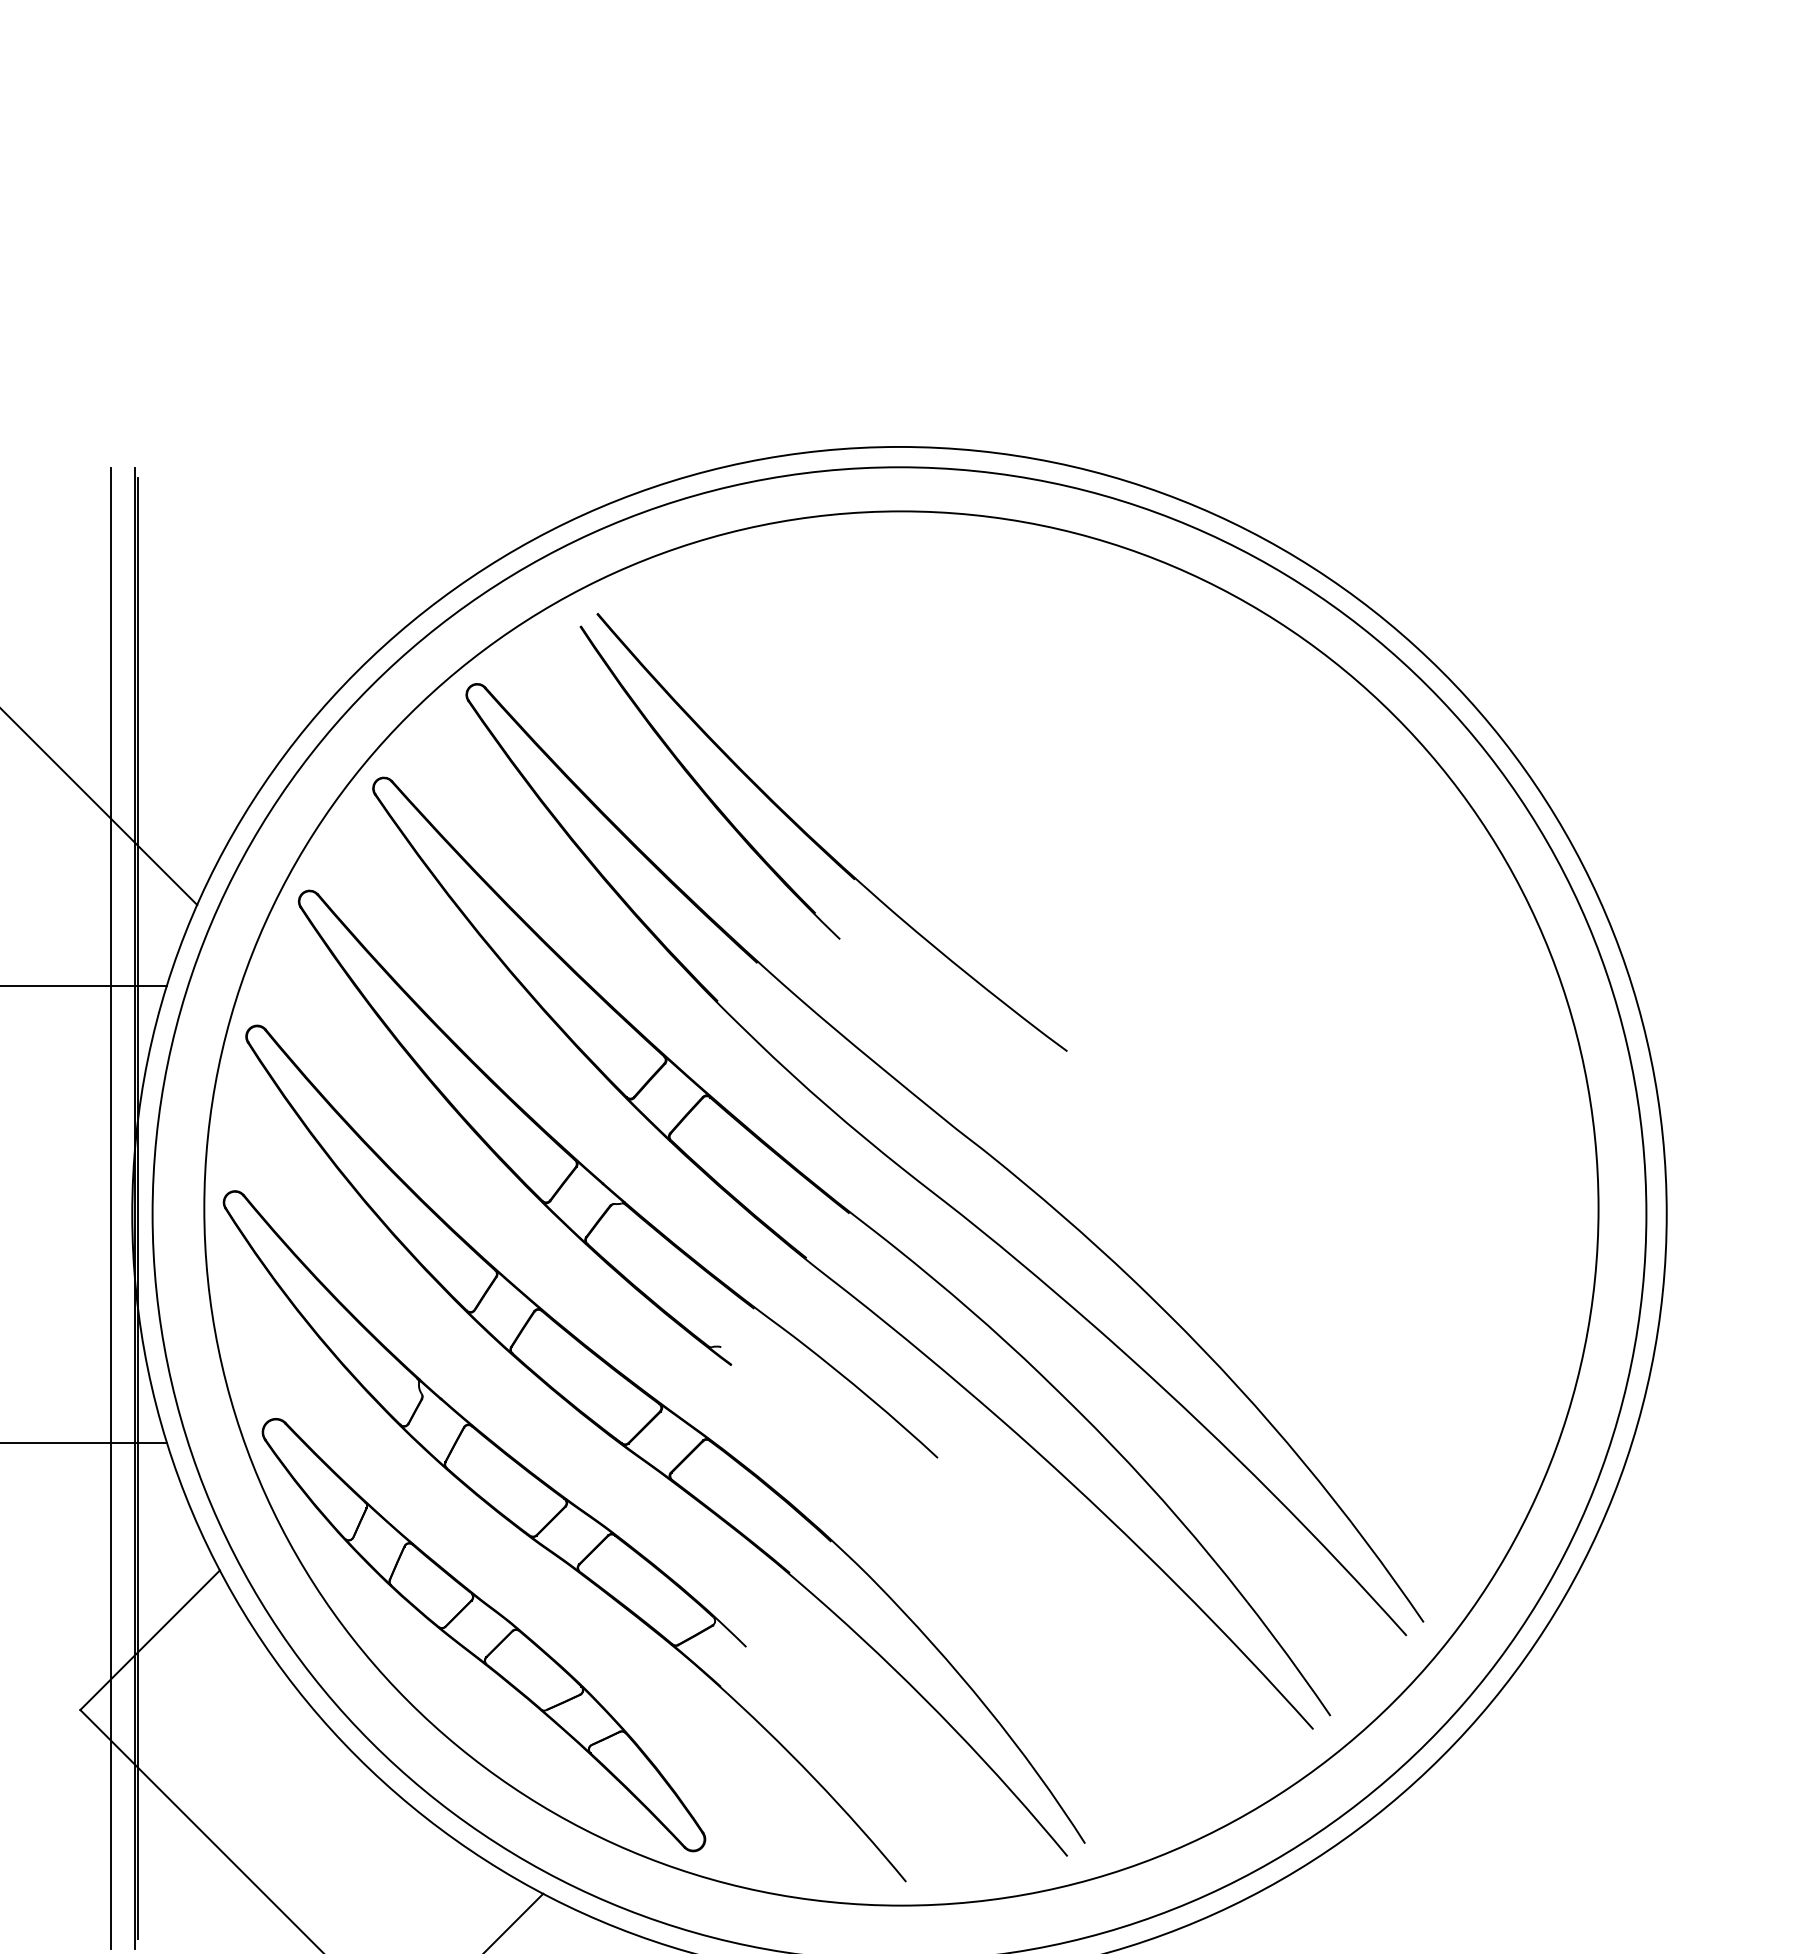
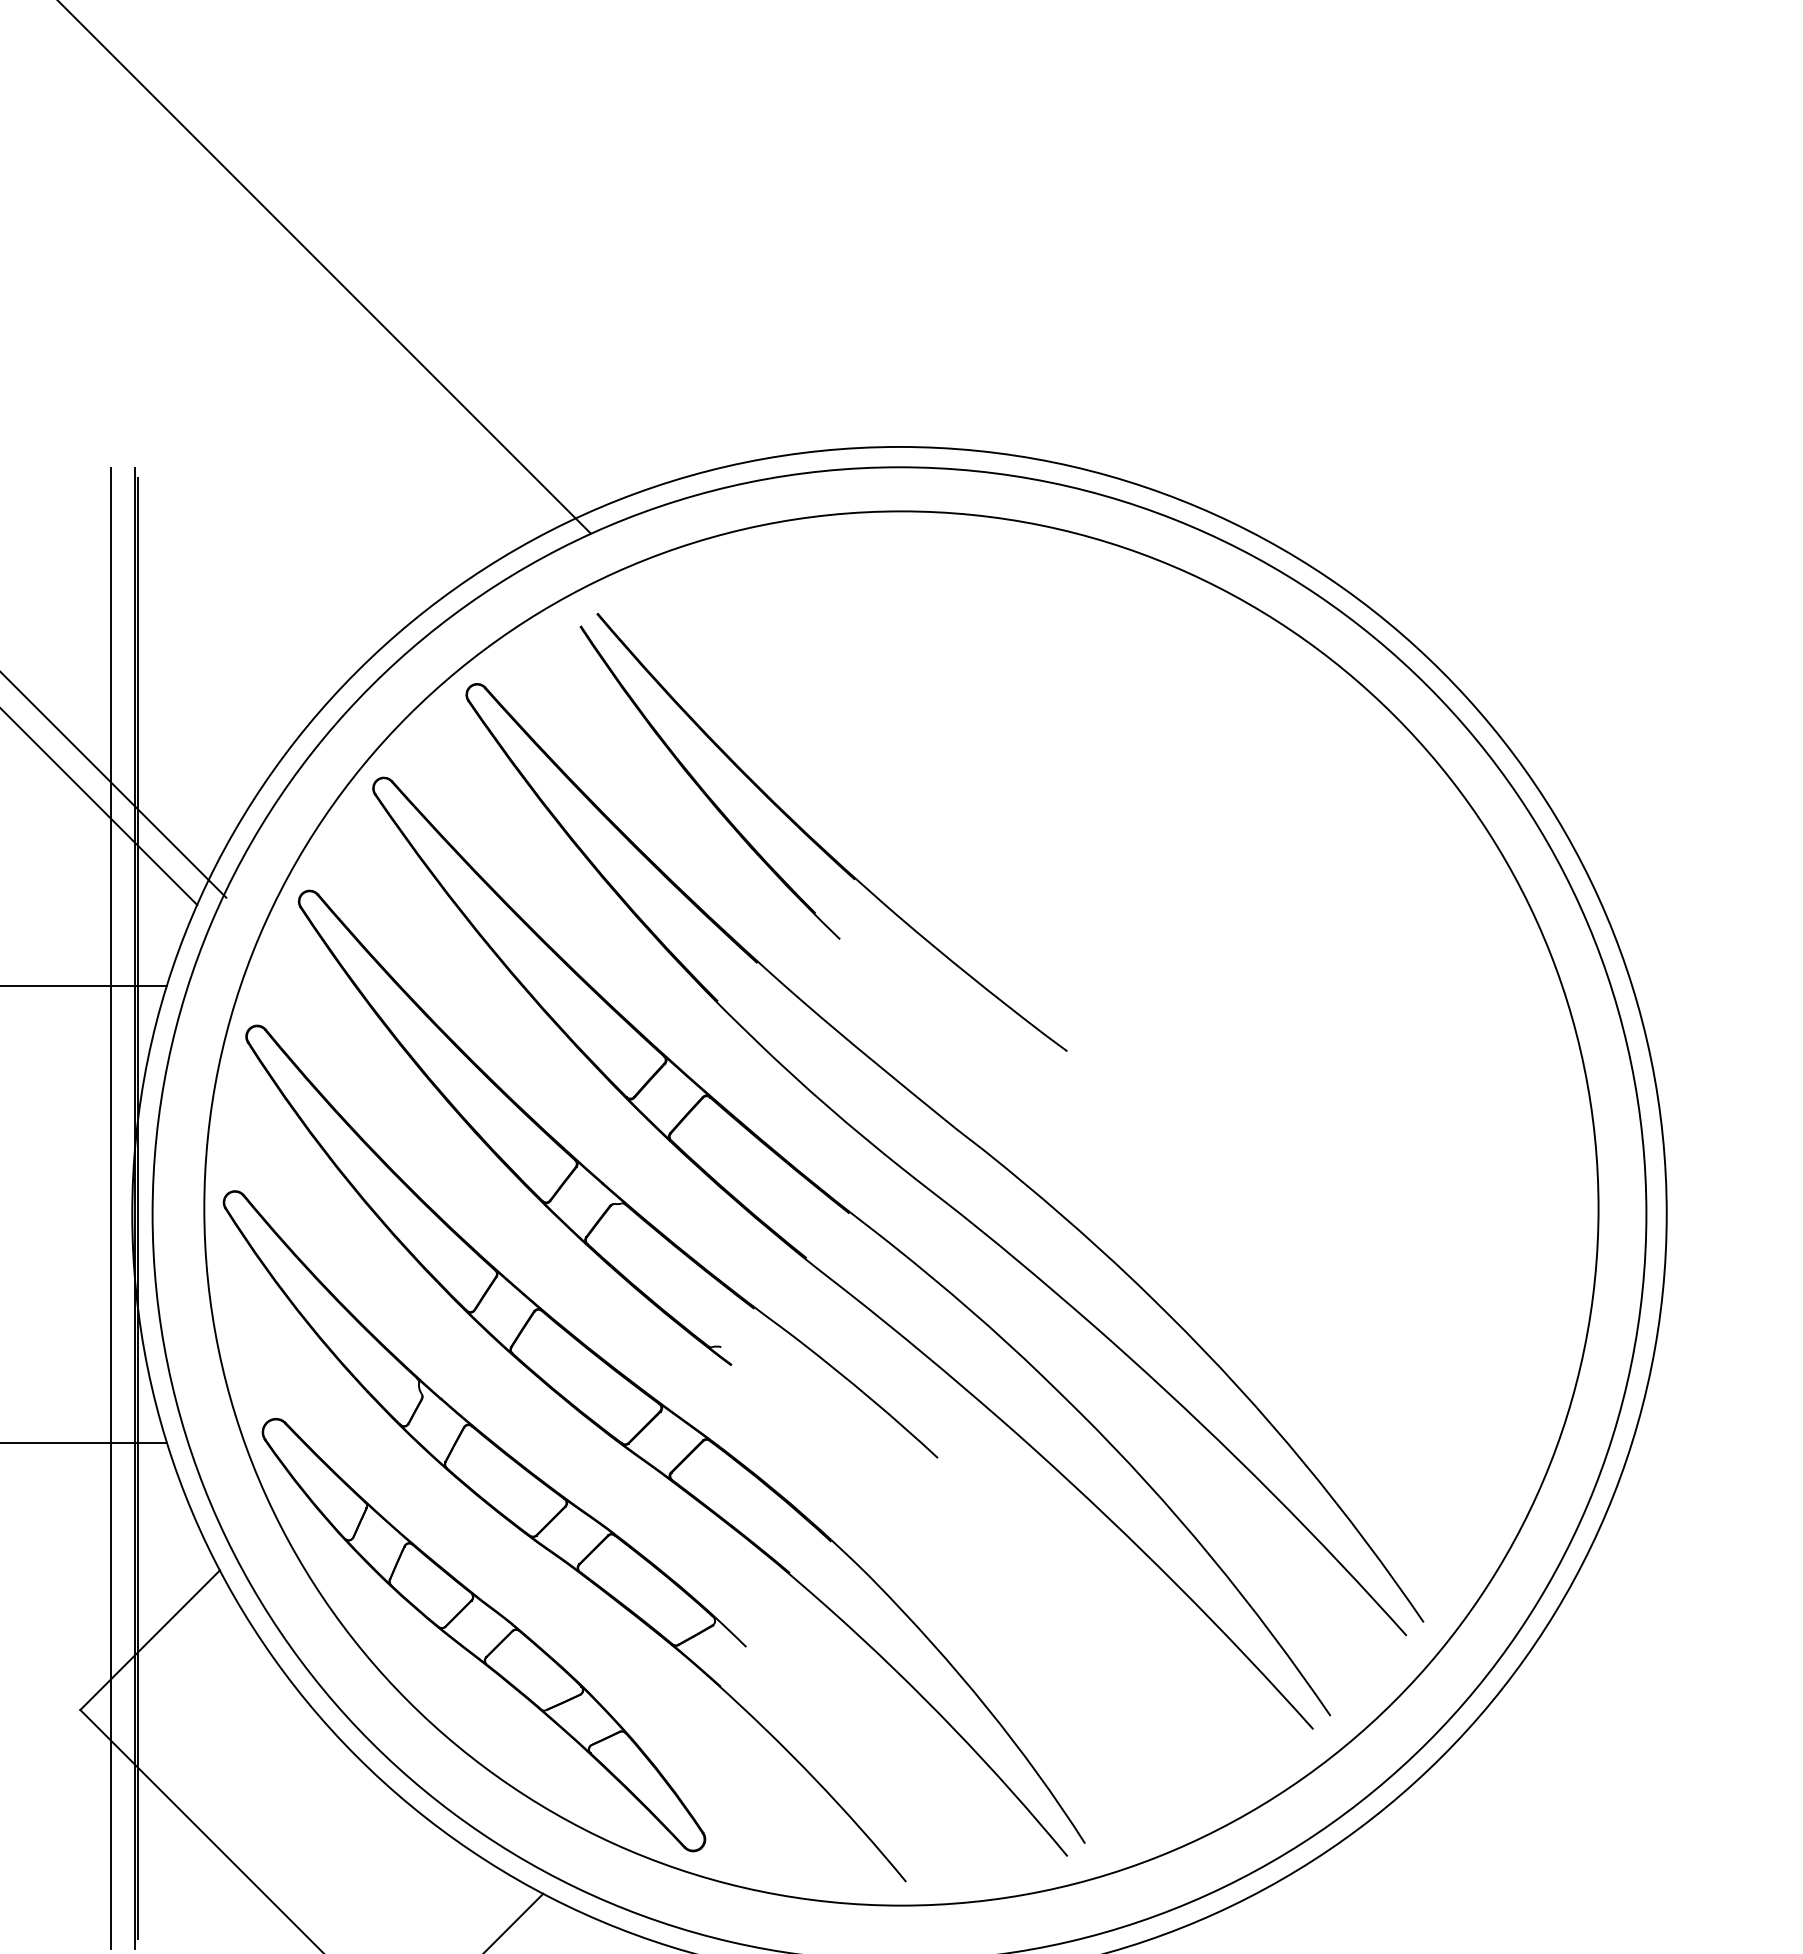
line: none -> present (324, 267)
line: none -> present (114, 785)
